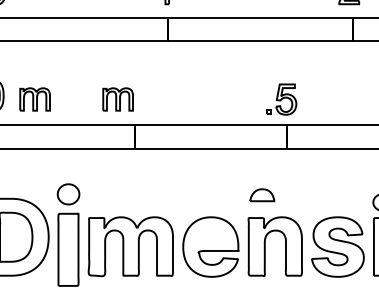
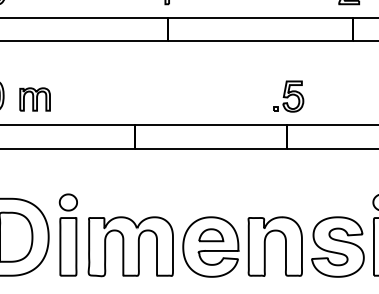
part: present -> none (117, 99)
part position: (281, 99) -> (288, 96) (288, 96)
part position: (262, 195) -> (211, 235) (211, 235)
part size: 25x104 px -> 20x84 px (67, 234)
